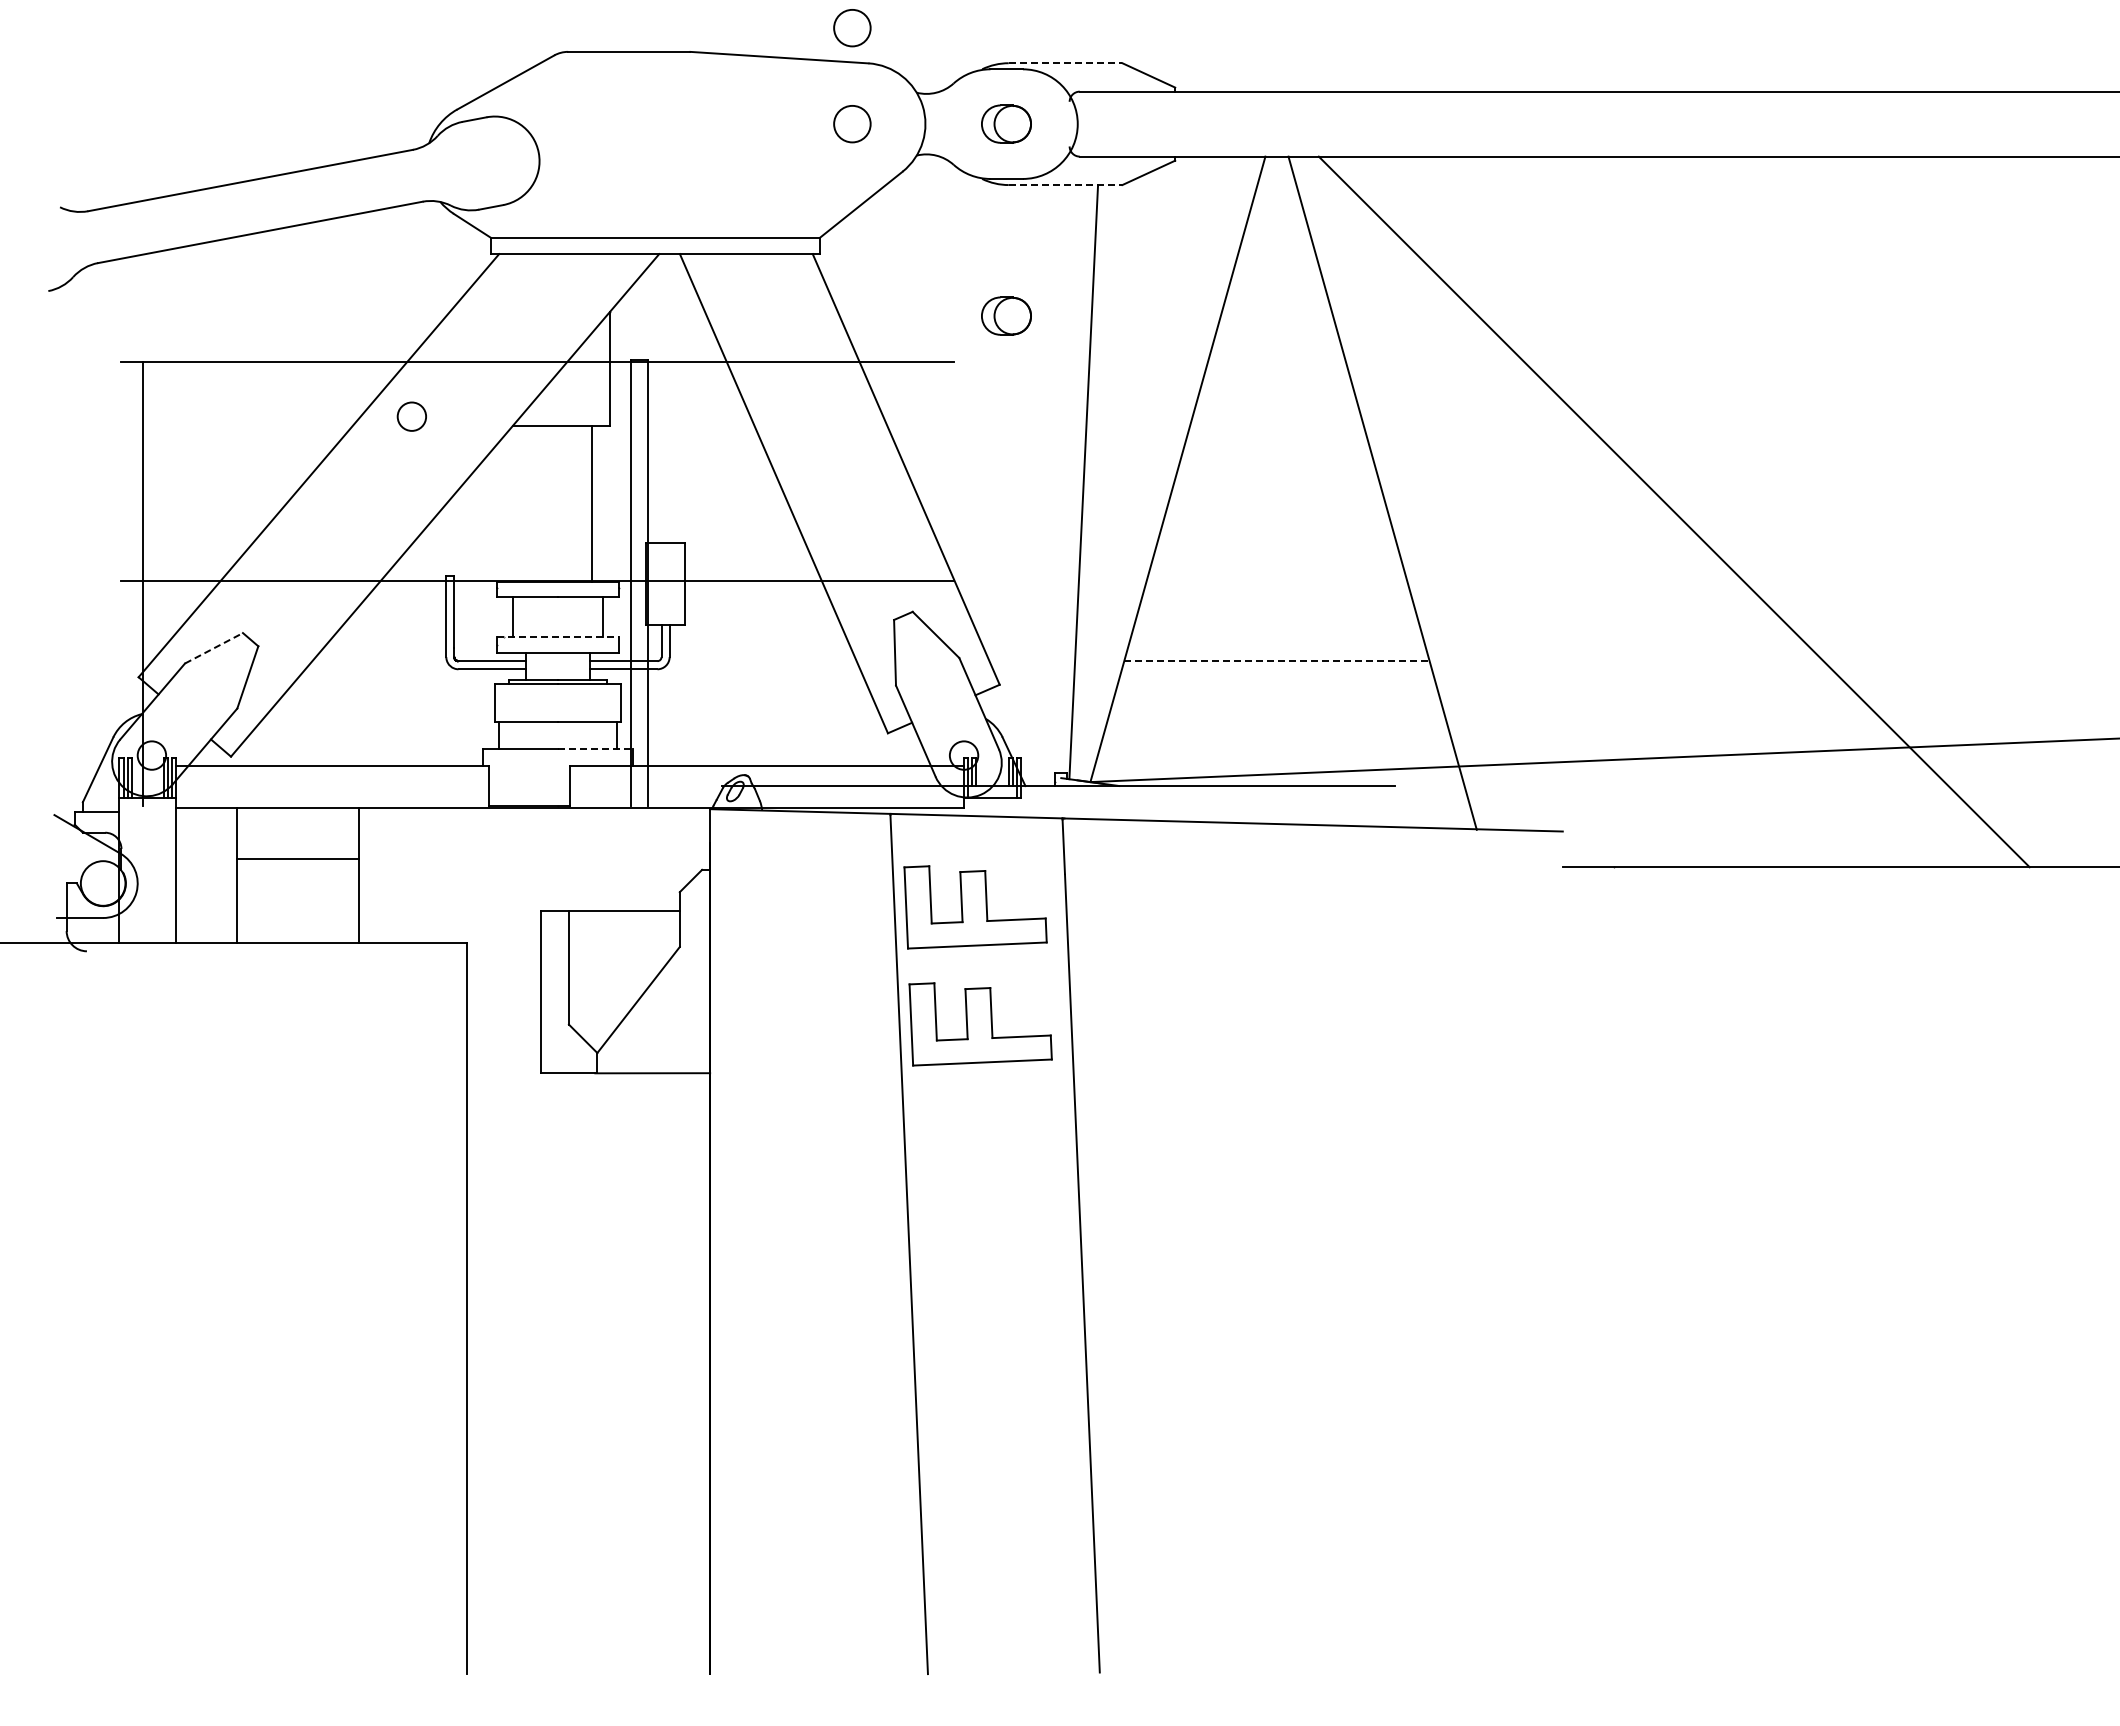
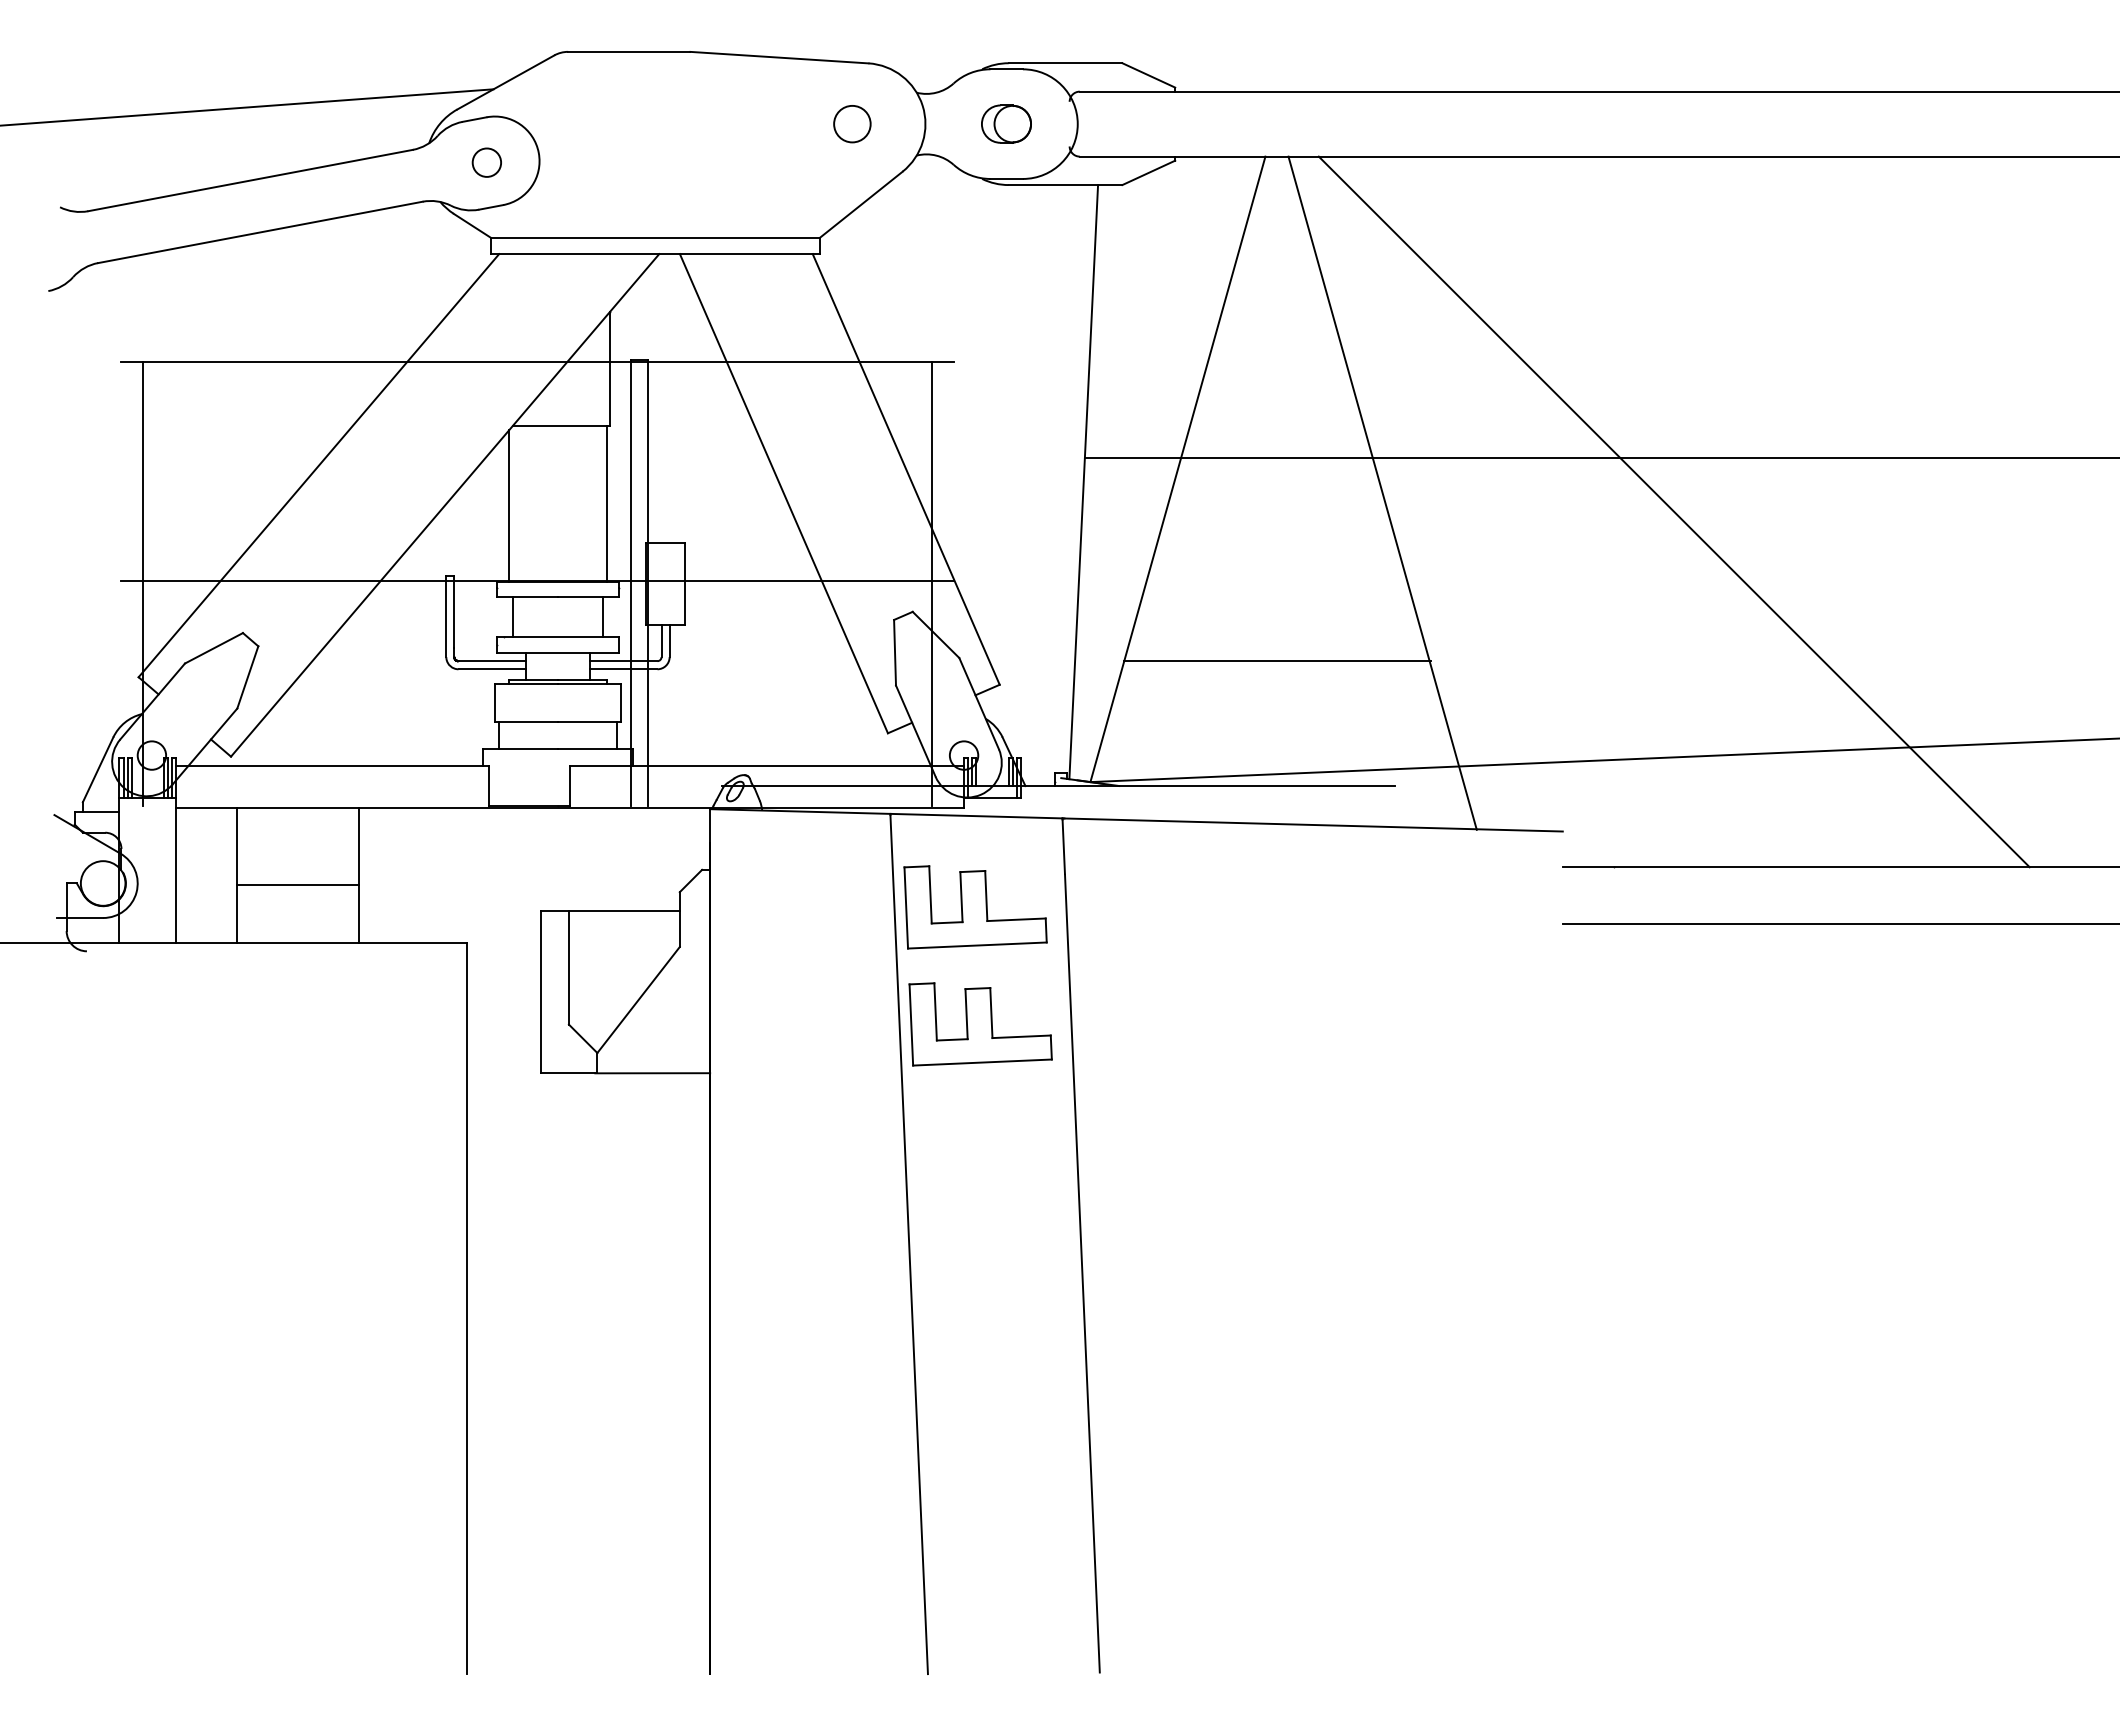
circle: present -> none (852, 28)
line: dashed -> solid (1065, 63)
line: none -> present (247, 107)
line: dashed -> solid (1065, 185)
part: present -> none (1006, 315)
circle position: (411, 416) -> (486, 162) (486, 162)
line: none -> present (1600, 458)
line position: (591, 503) -> (606, 503) (606, 503)
line: none -> present (509, 506)
line: none -> present (932, 583)
line: dashed -> solid (557, 636)
line: dashed -> solid (213, 648)
line: dashed -> solid (1277, 661)
line: dashed -> solid (595, 748)
line position: (298, 858) -> (298, 884) (298, 884)
line: none -> present (1839, 924)
